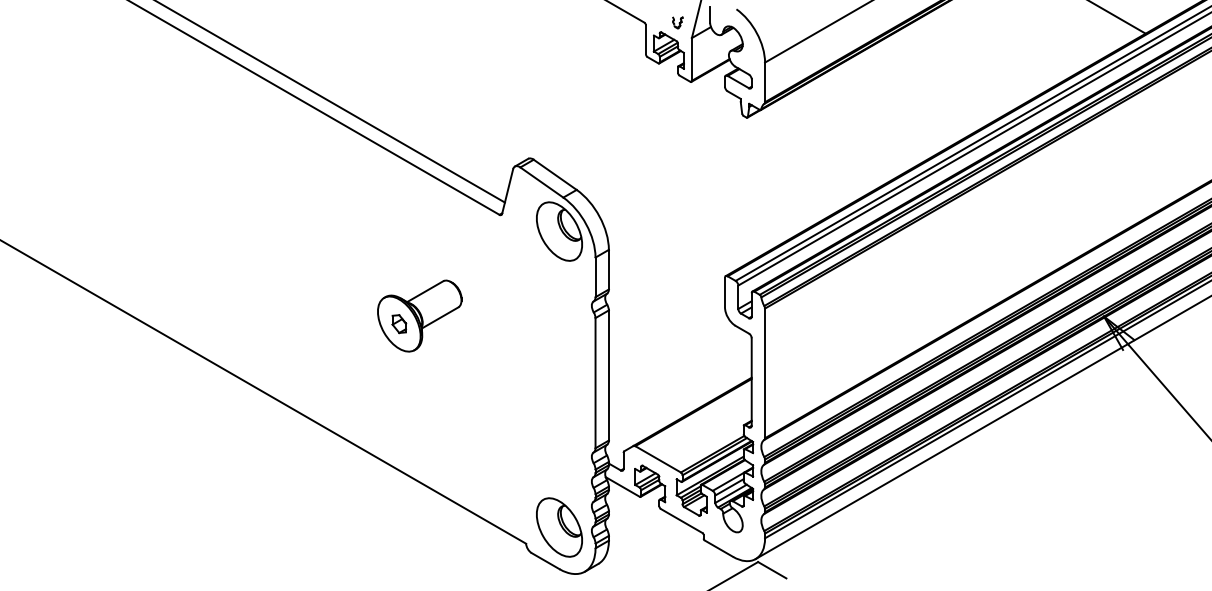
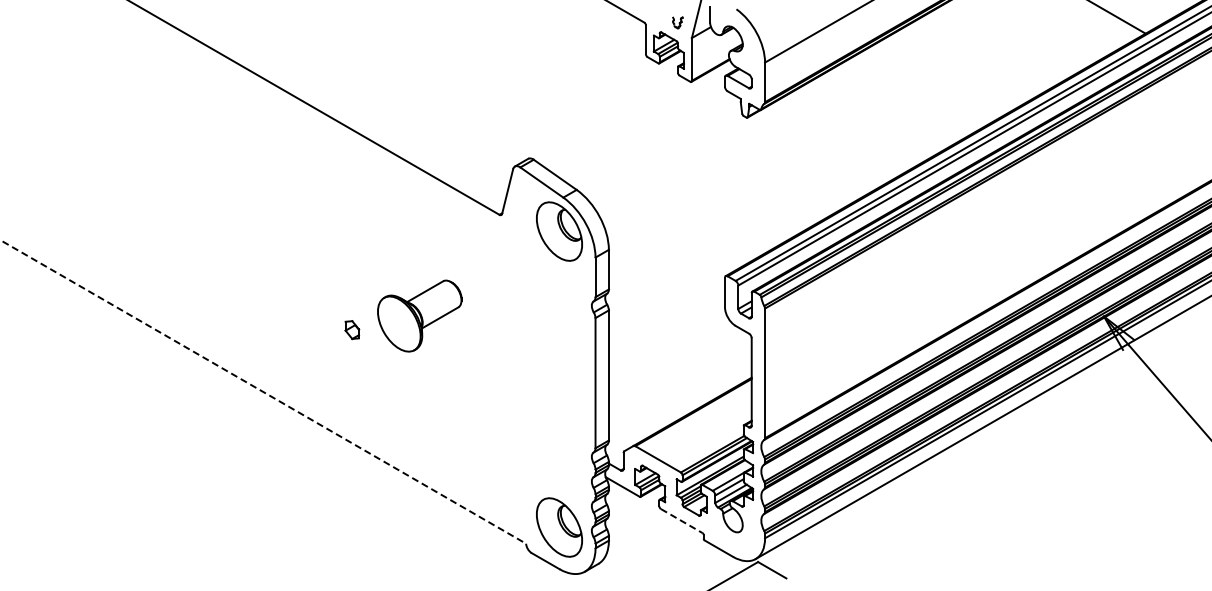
line: present -> none (331, 102)
part position: (399, 324) -> (352, 330) (352, 330)
line: solid -> dashed (263, 392)
line: solid -> dashed (682, 521)
